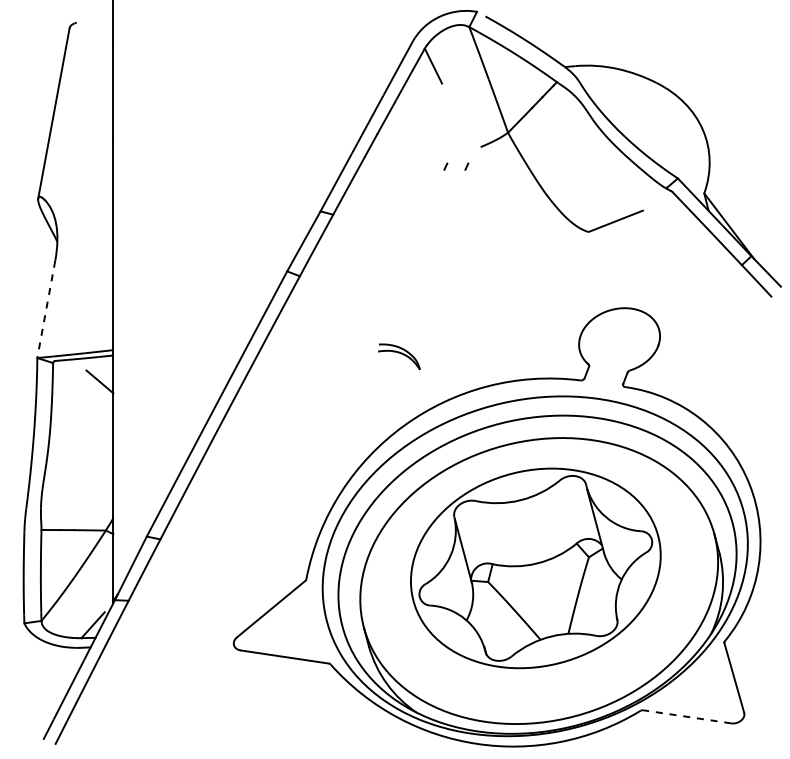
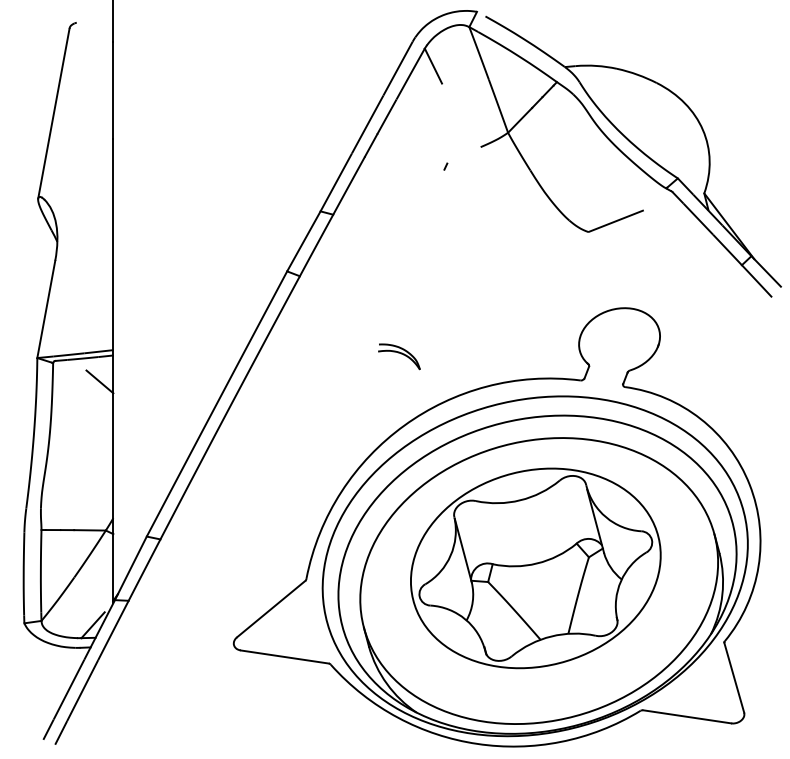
line: present -> none (466, 166)
line: dashed -> solid (46, 309)
line: dashed -> solid (686, 716)
